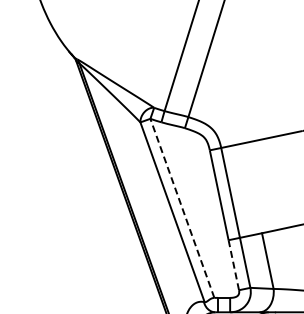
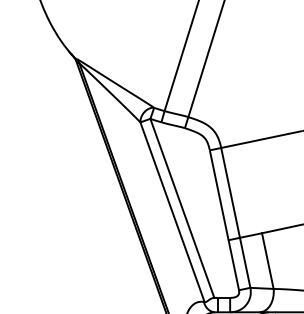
line: dashed -> solid (182, 207)
line: dashed -> solid (233, 265)
